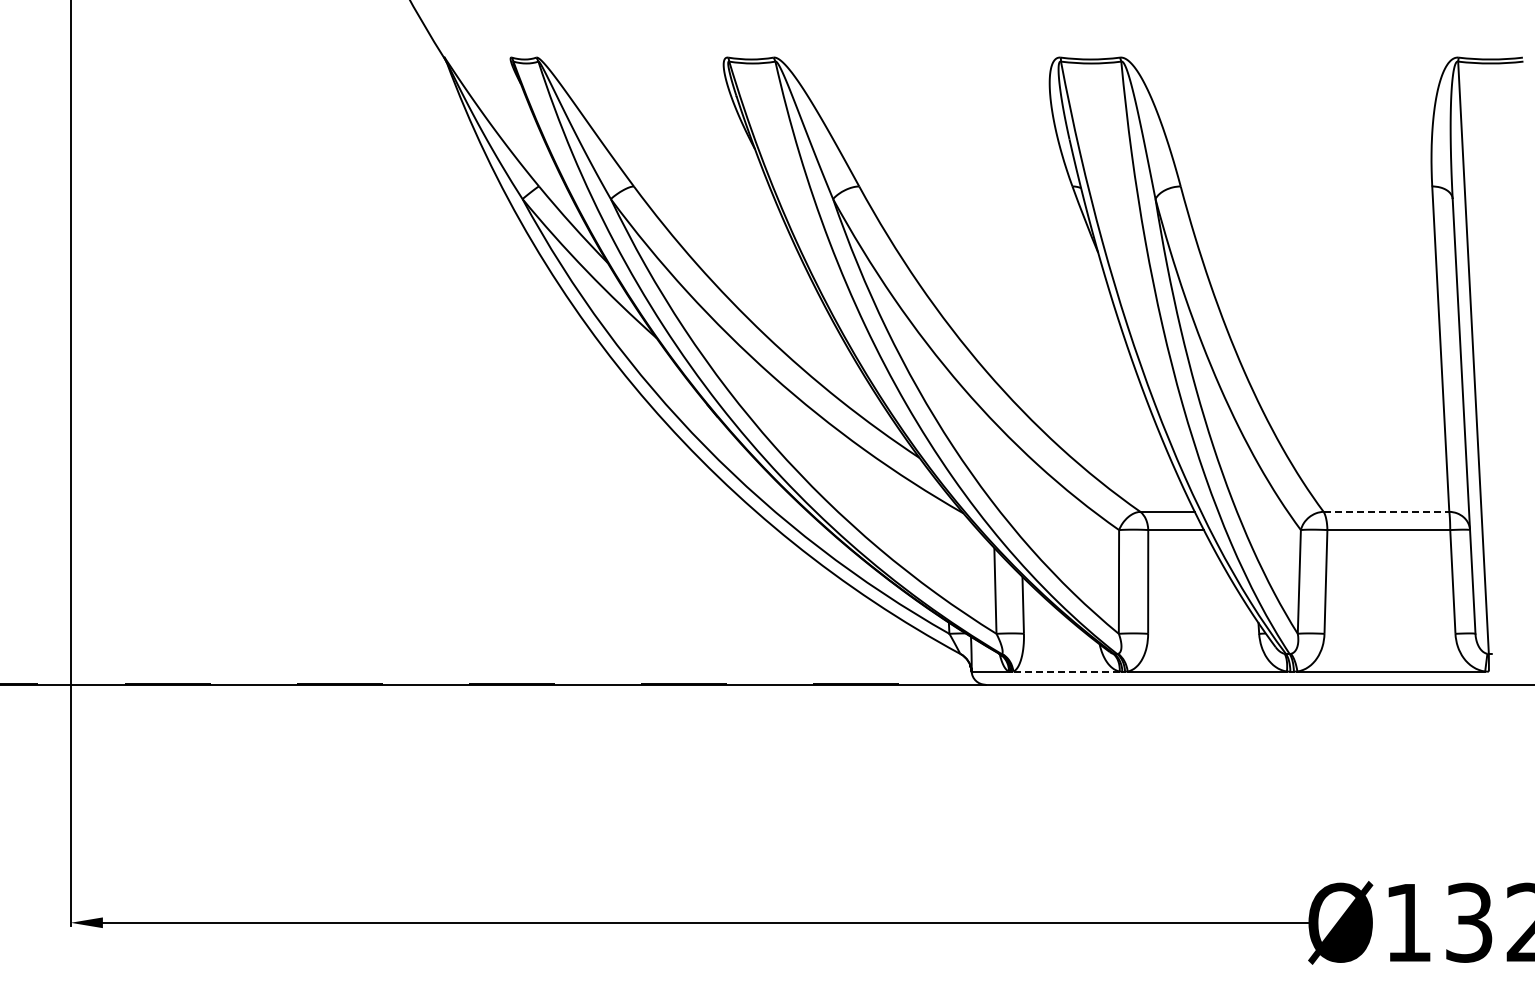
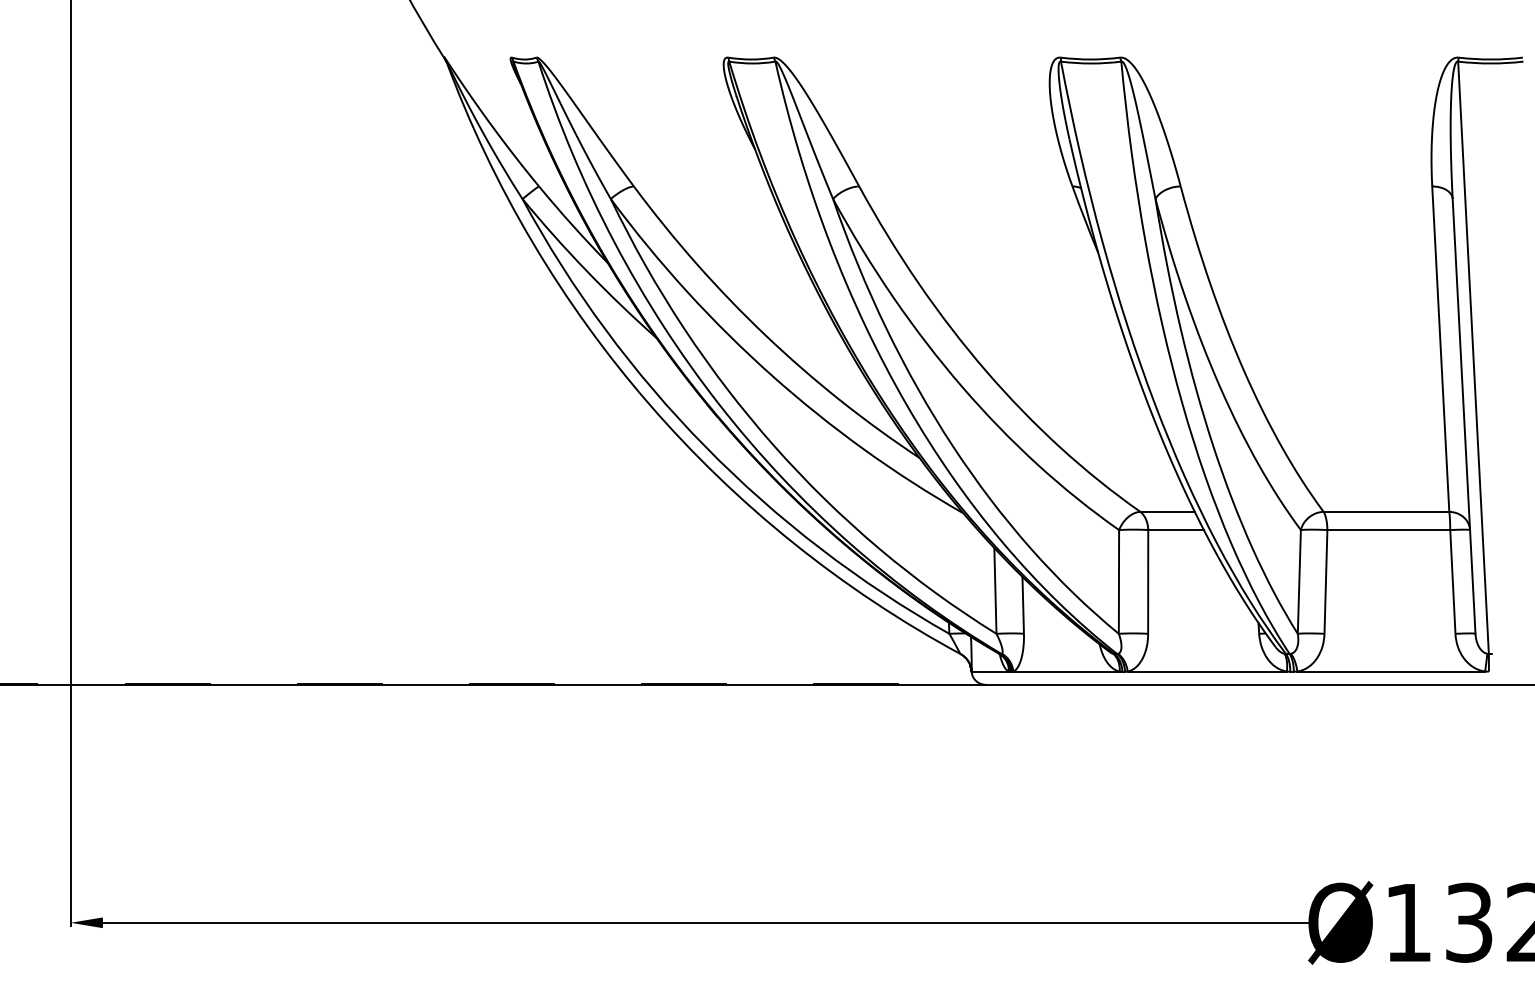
line: dashed -> solid (1386, 511)
line: dashed -> solid (1066, 671)
